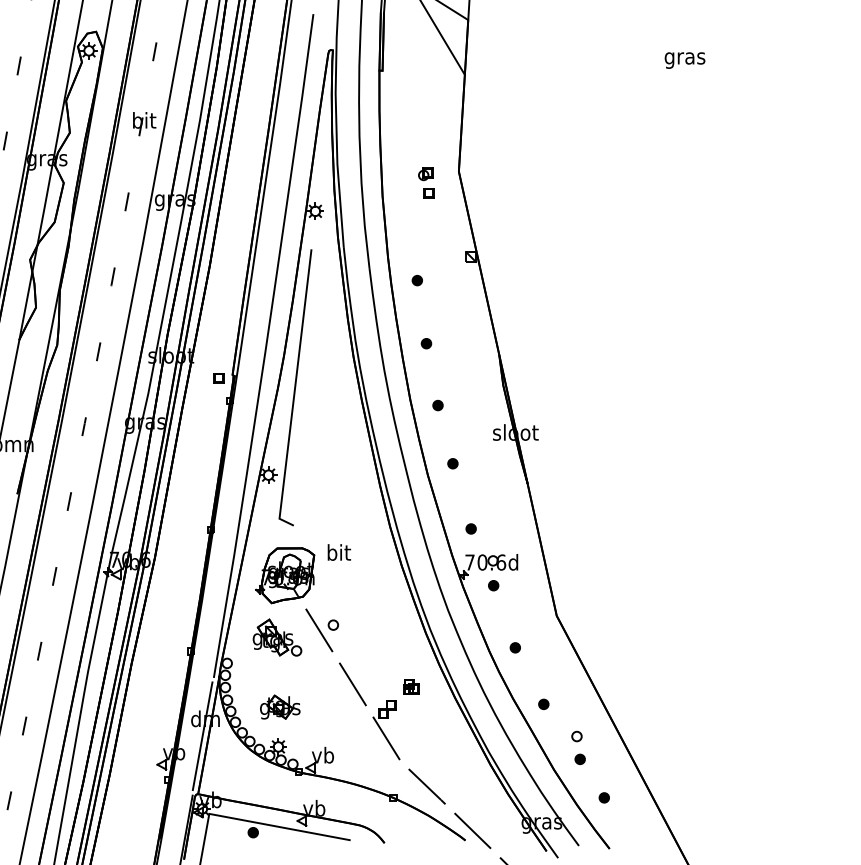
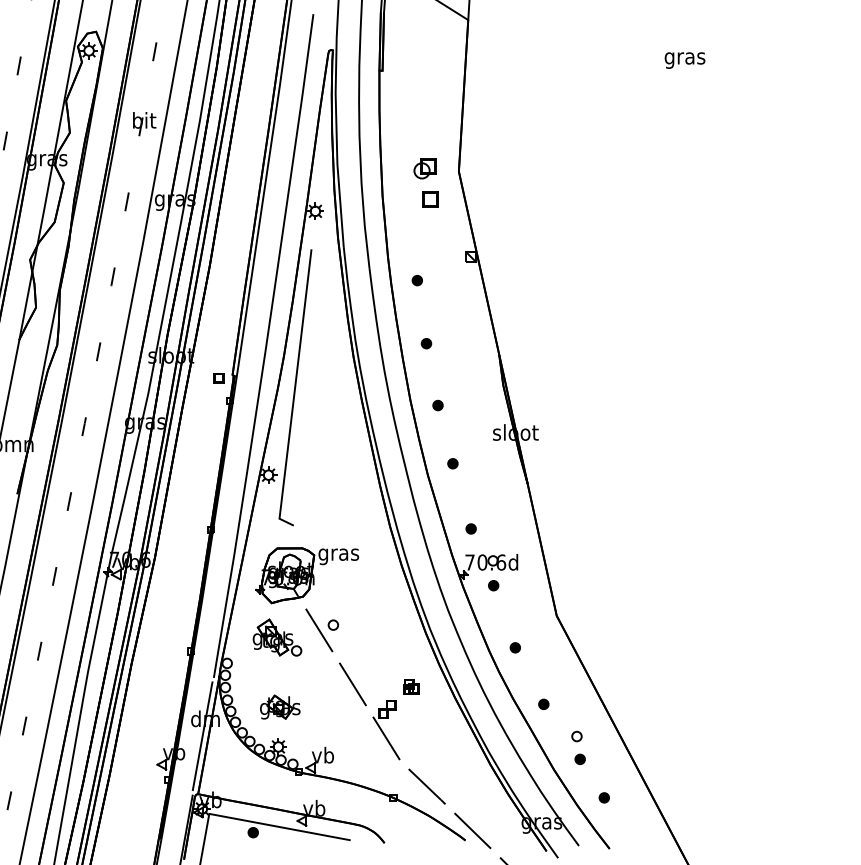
line: present -> none (442, 38)
part size: 17x32 px -> 26x50 px (425, 182)
text: bit -> gras (338, 554)
